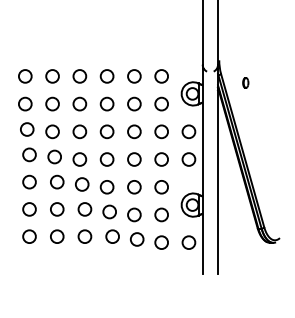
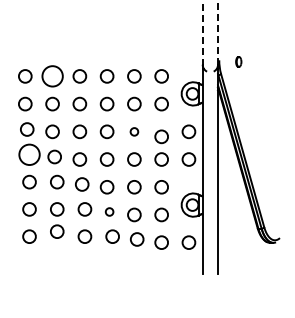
line: solid -> dashed (218, 31)
line: solid -> dashed (202, 32)
circle size: 15x15 px -> 23x23 px (52, 76)
part position: (245, 82) -> (238, 61) (238, 61)
circle size: 15x16 px -> 11x10 px (134, 131)
circle position: (161, 131) -> (161, 136) (161, 136)
circle size: 15x16 px -> 23x23 px (29, 154)
circle size: 15x16 px -> 11x10 px (109, 211)
circle position: (57, 236) -> (57, 231) (57, 231)
